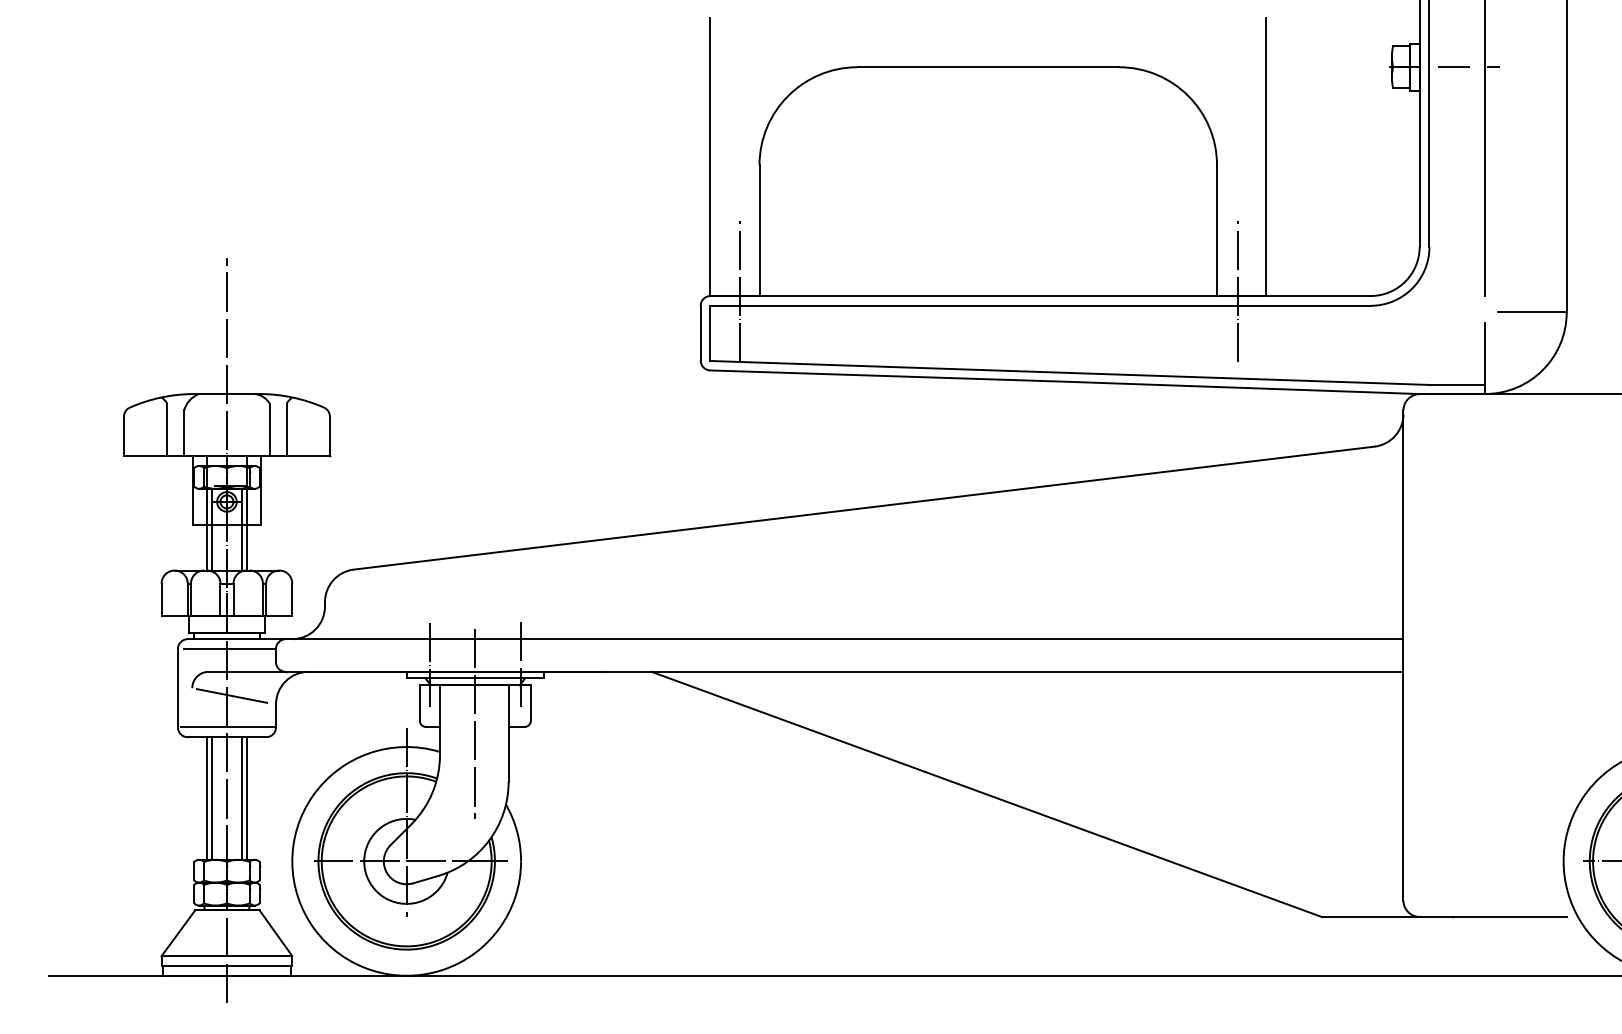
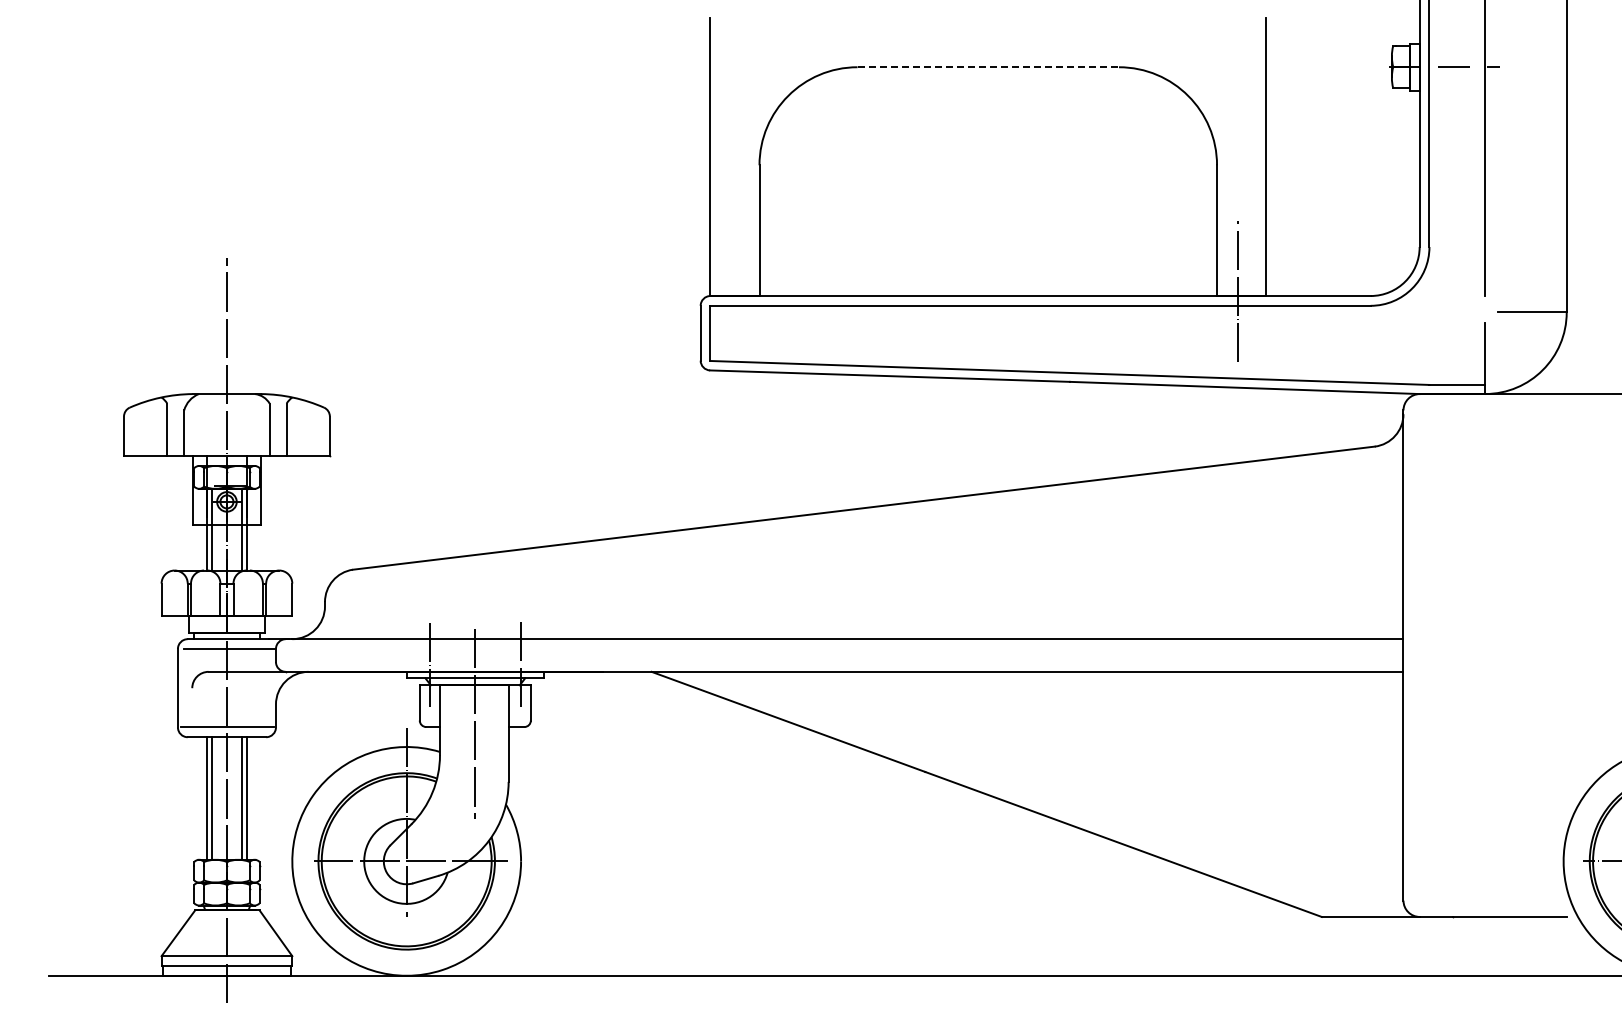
line: solid -> dashed (988, 67)
line: present -> none (739, 291)
line: present -> none (231, 695)
